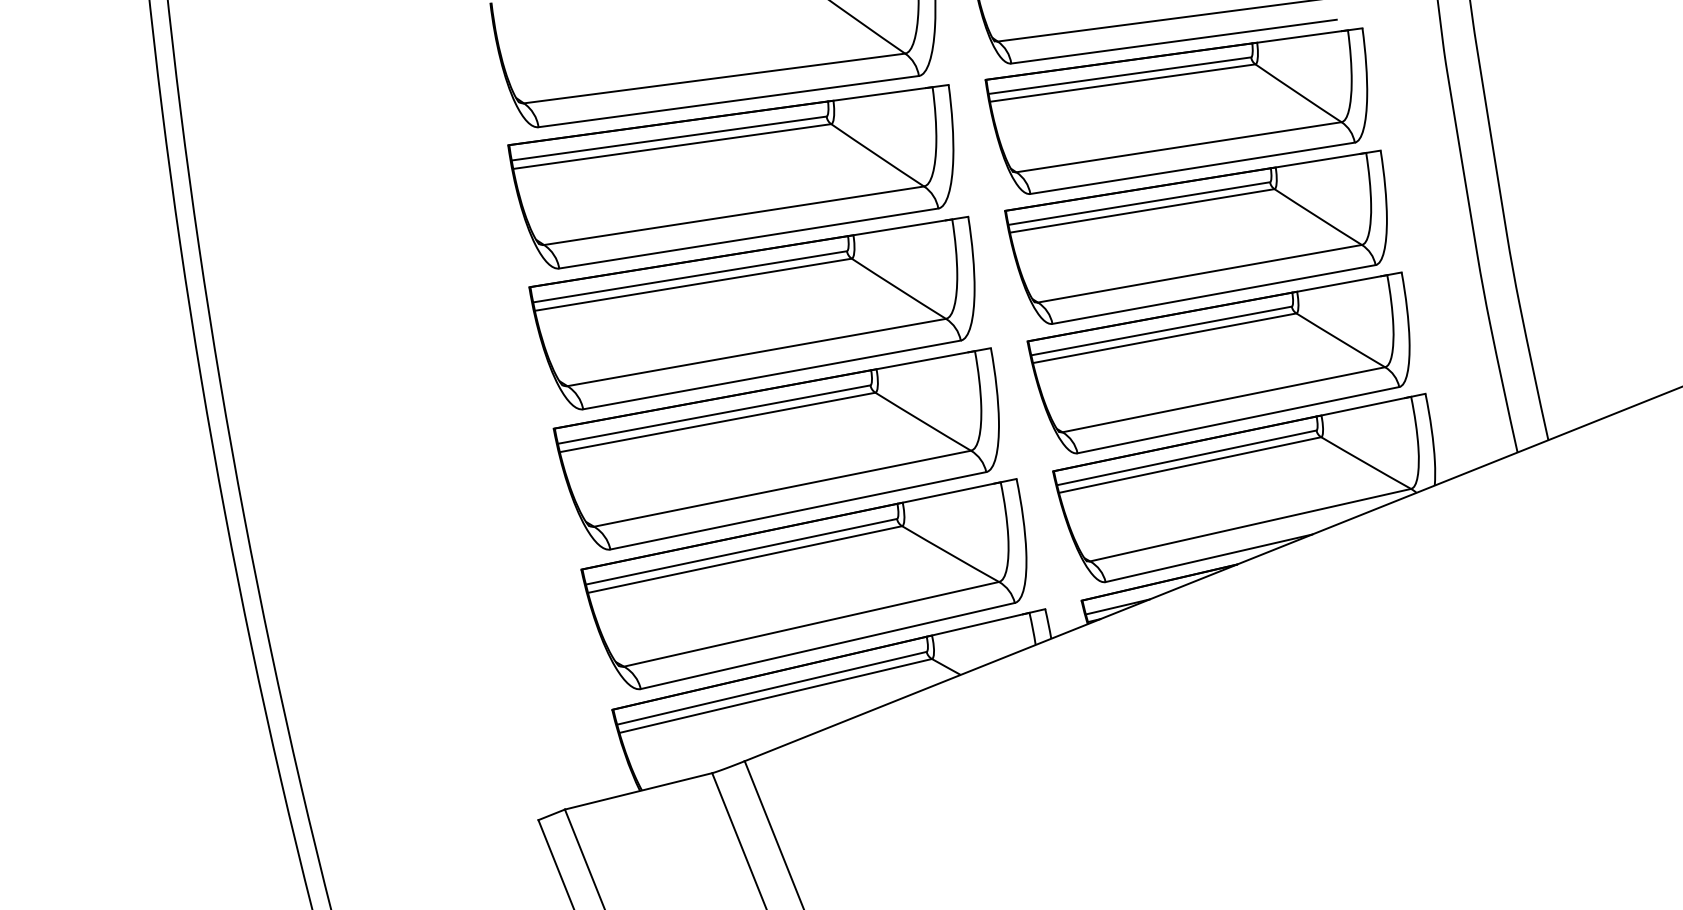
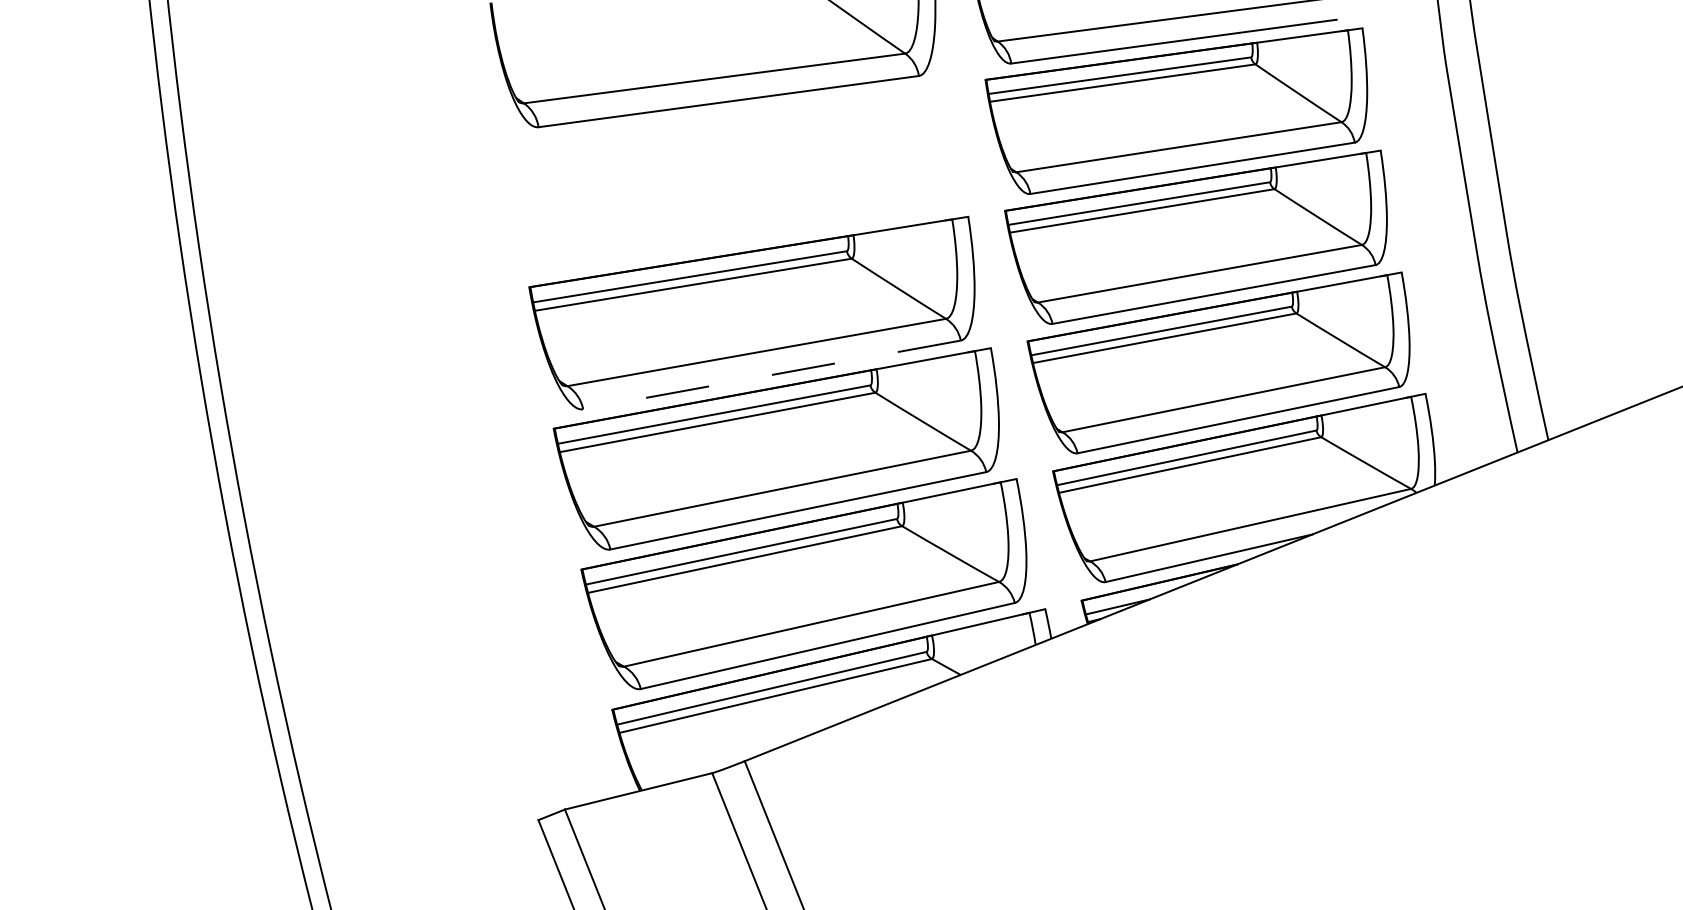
part: present -> none (730, 176)
line: solid -> dashed (771, 374)
